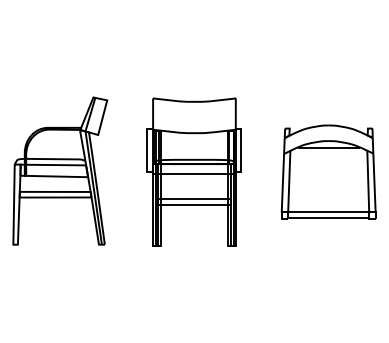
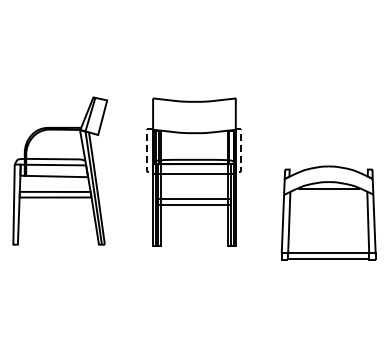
line: solid -> dashed (147, 150)
line: solid -> dashed (241, 150)
part position: (328, 171) -> (328, 212) (328, 212)
